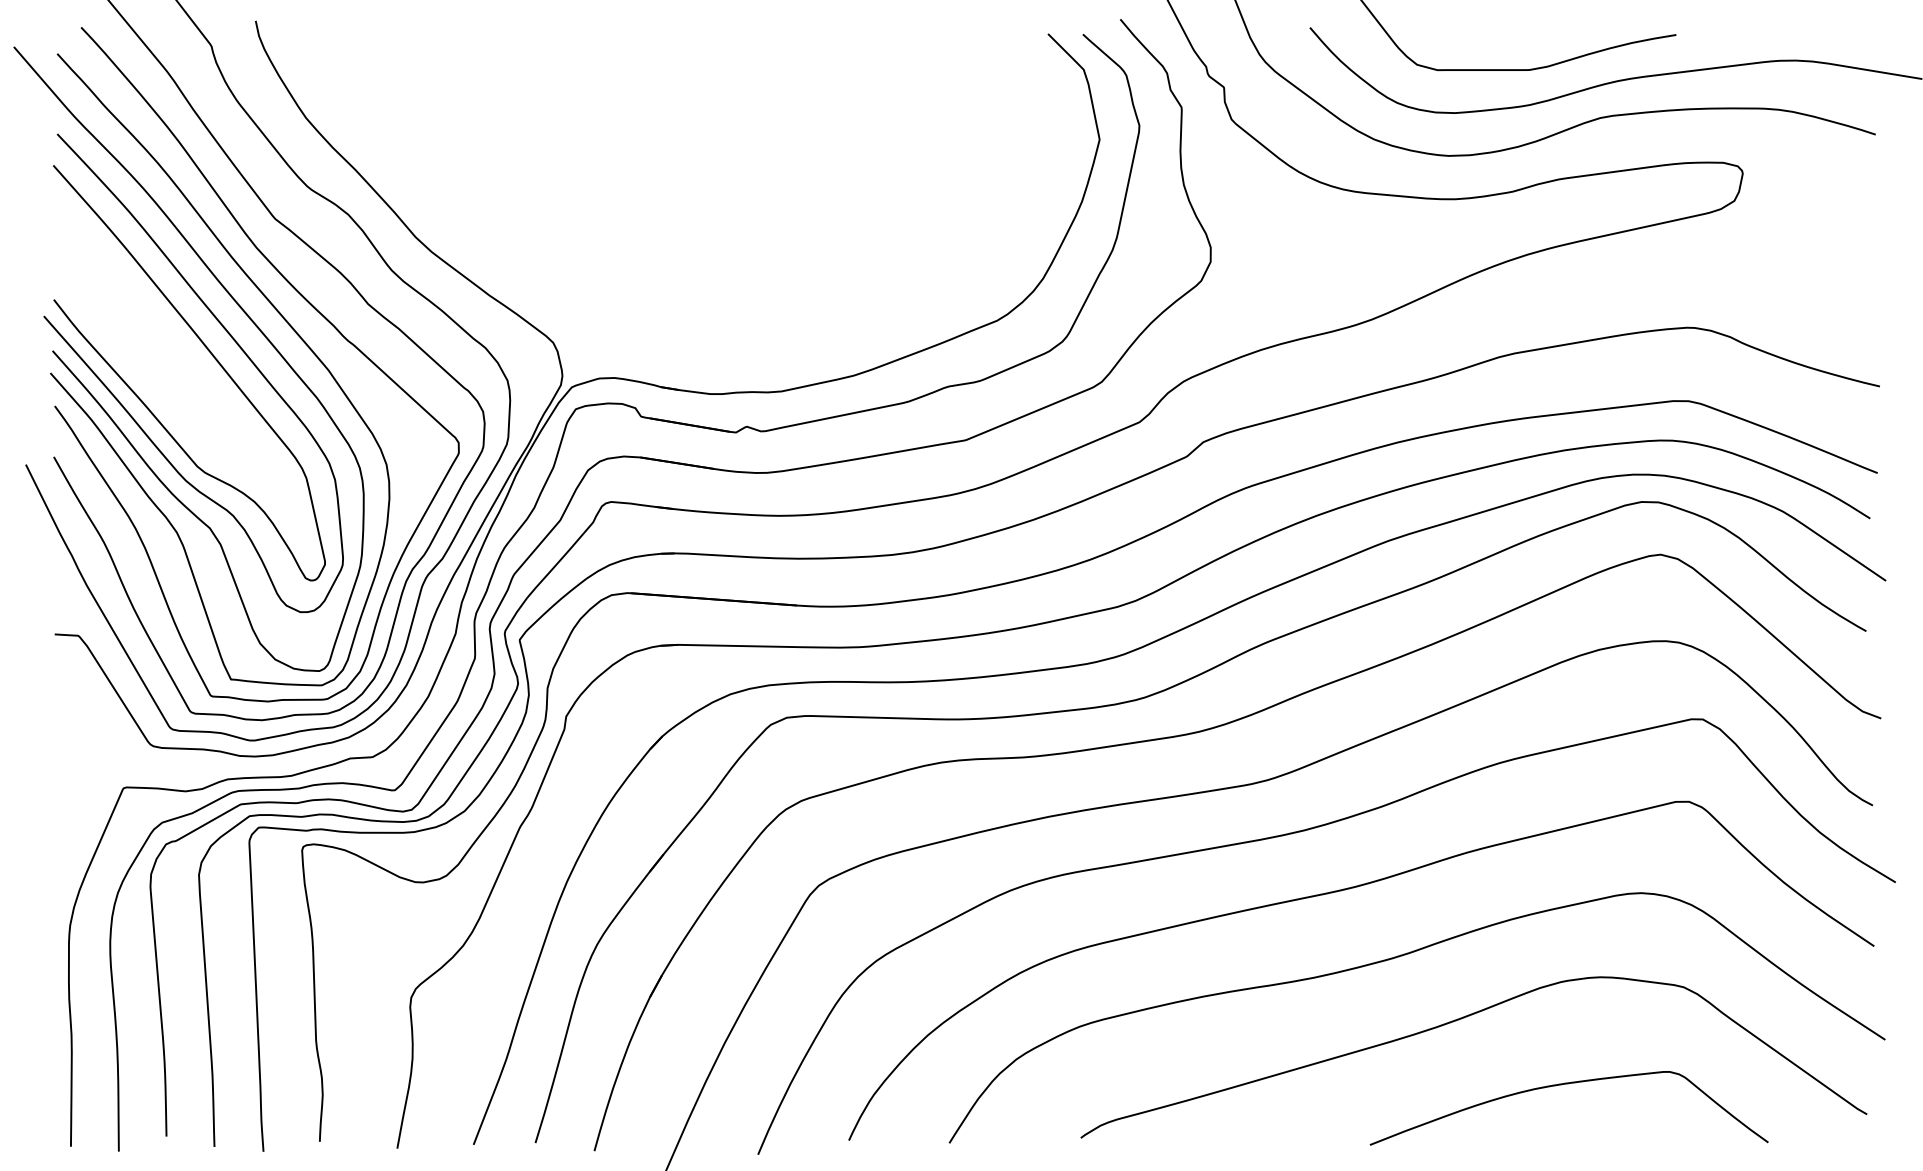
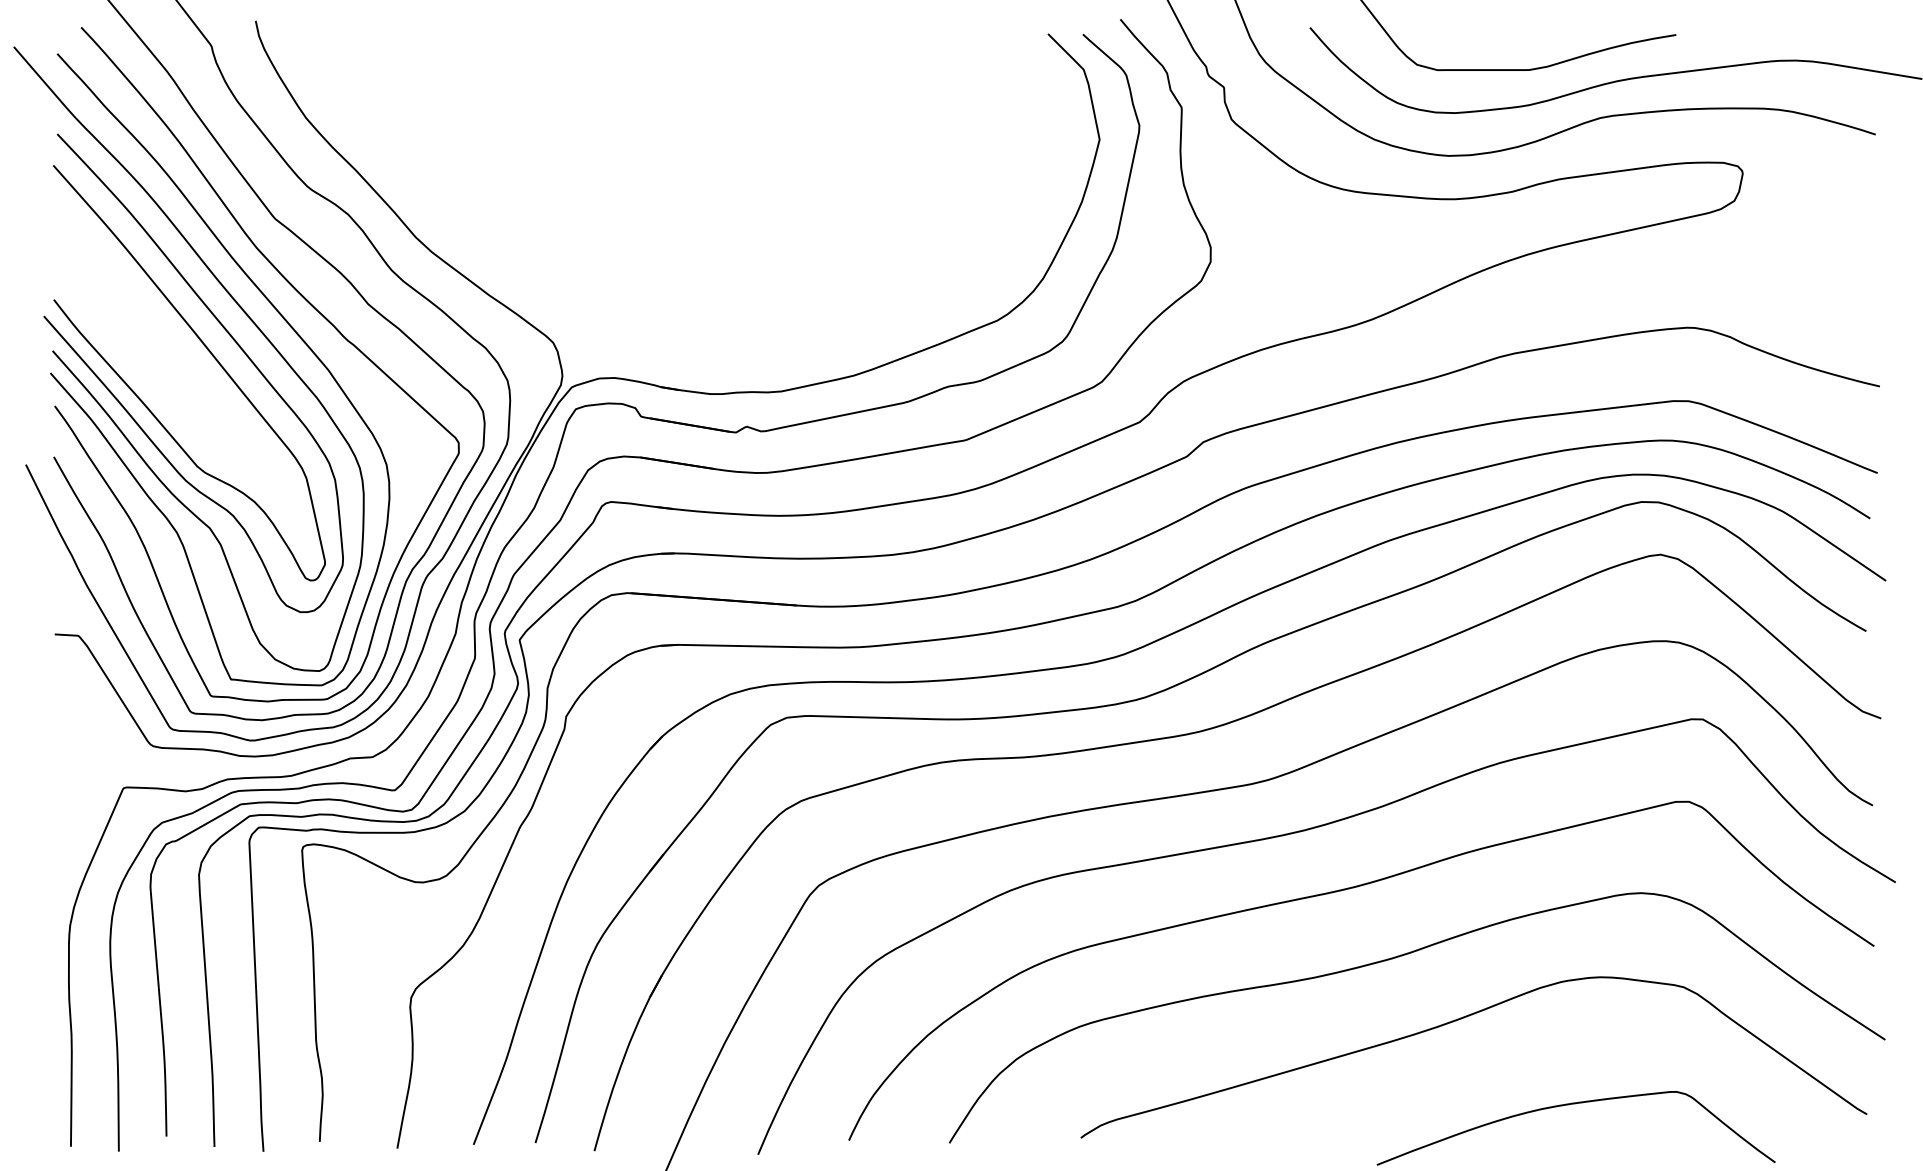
curve position: (1568, 1084) -> (1575, 1104) (1575, 1104)
